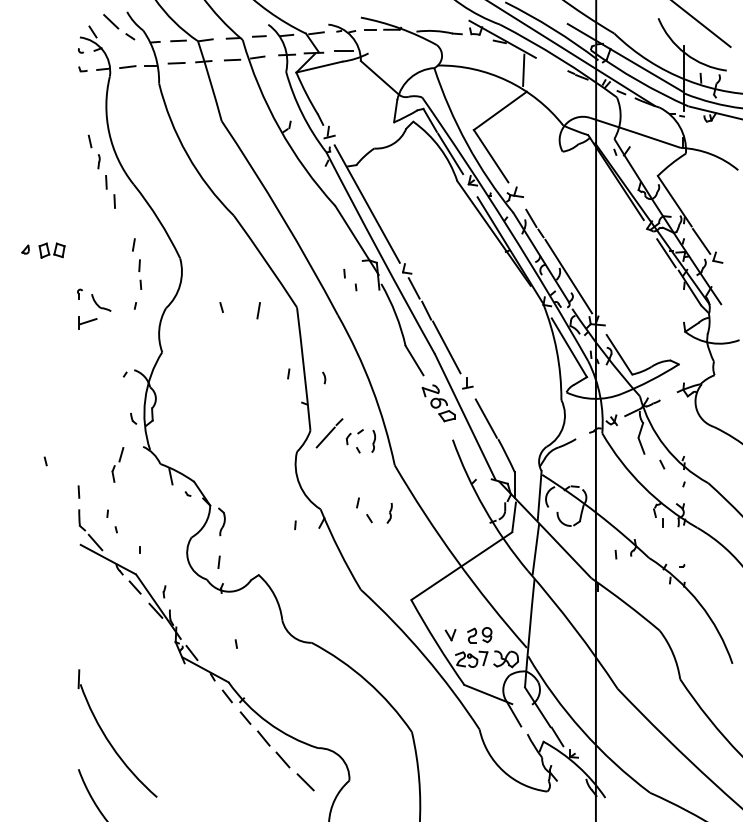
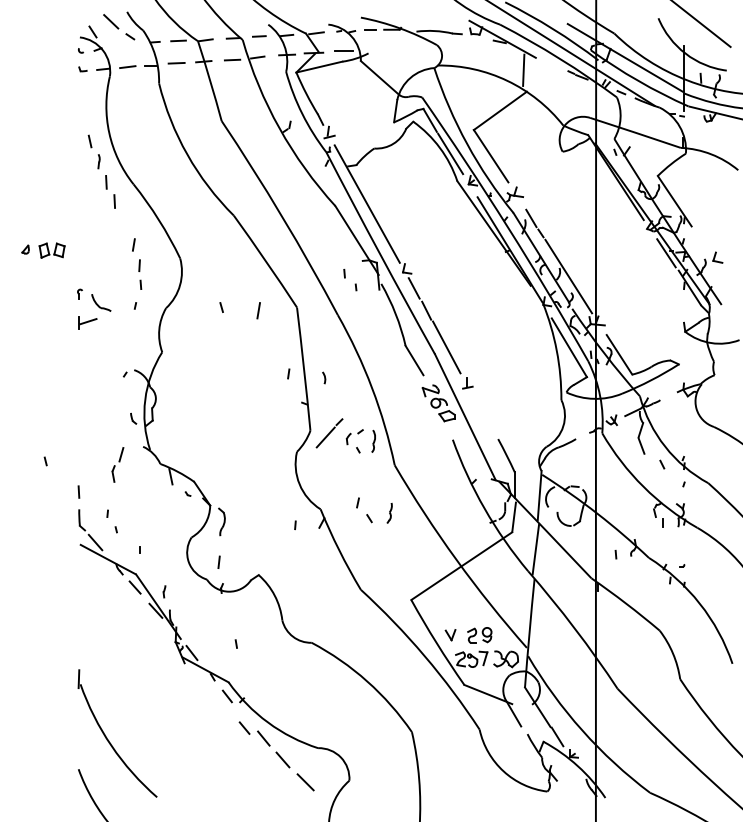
line: present -> none (701, 241)
line: present -> none (485, 418)
line position: (245, 717) -> (244, 727) (244, 727)
